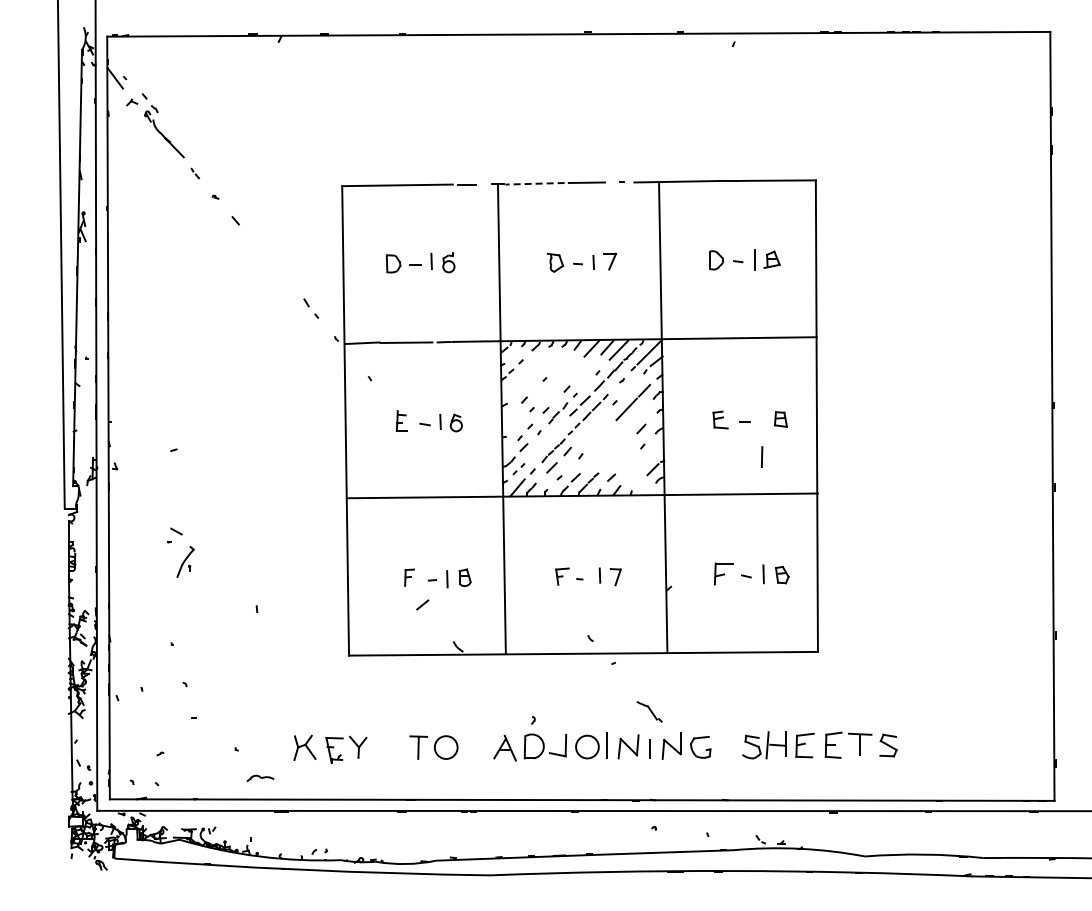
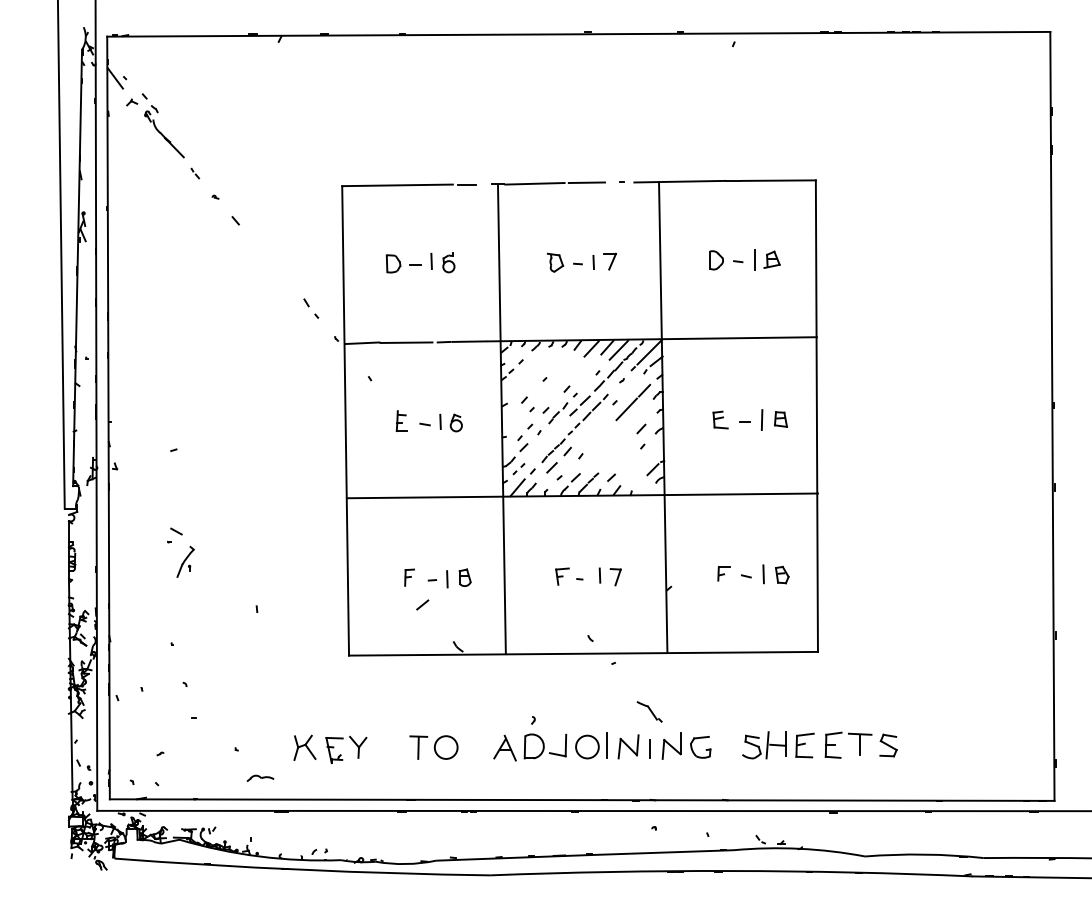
line: dashed -> solid (534, 183)
line position: (761, 456) -> (761, 419) (761, 419)
part size: 20x24 px -> 14x16 px (723, 573)
